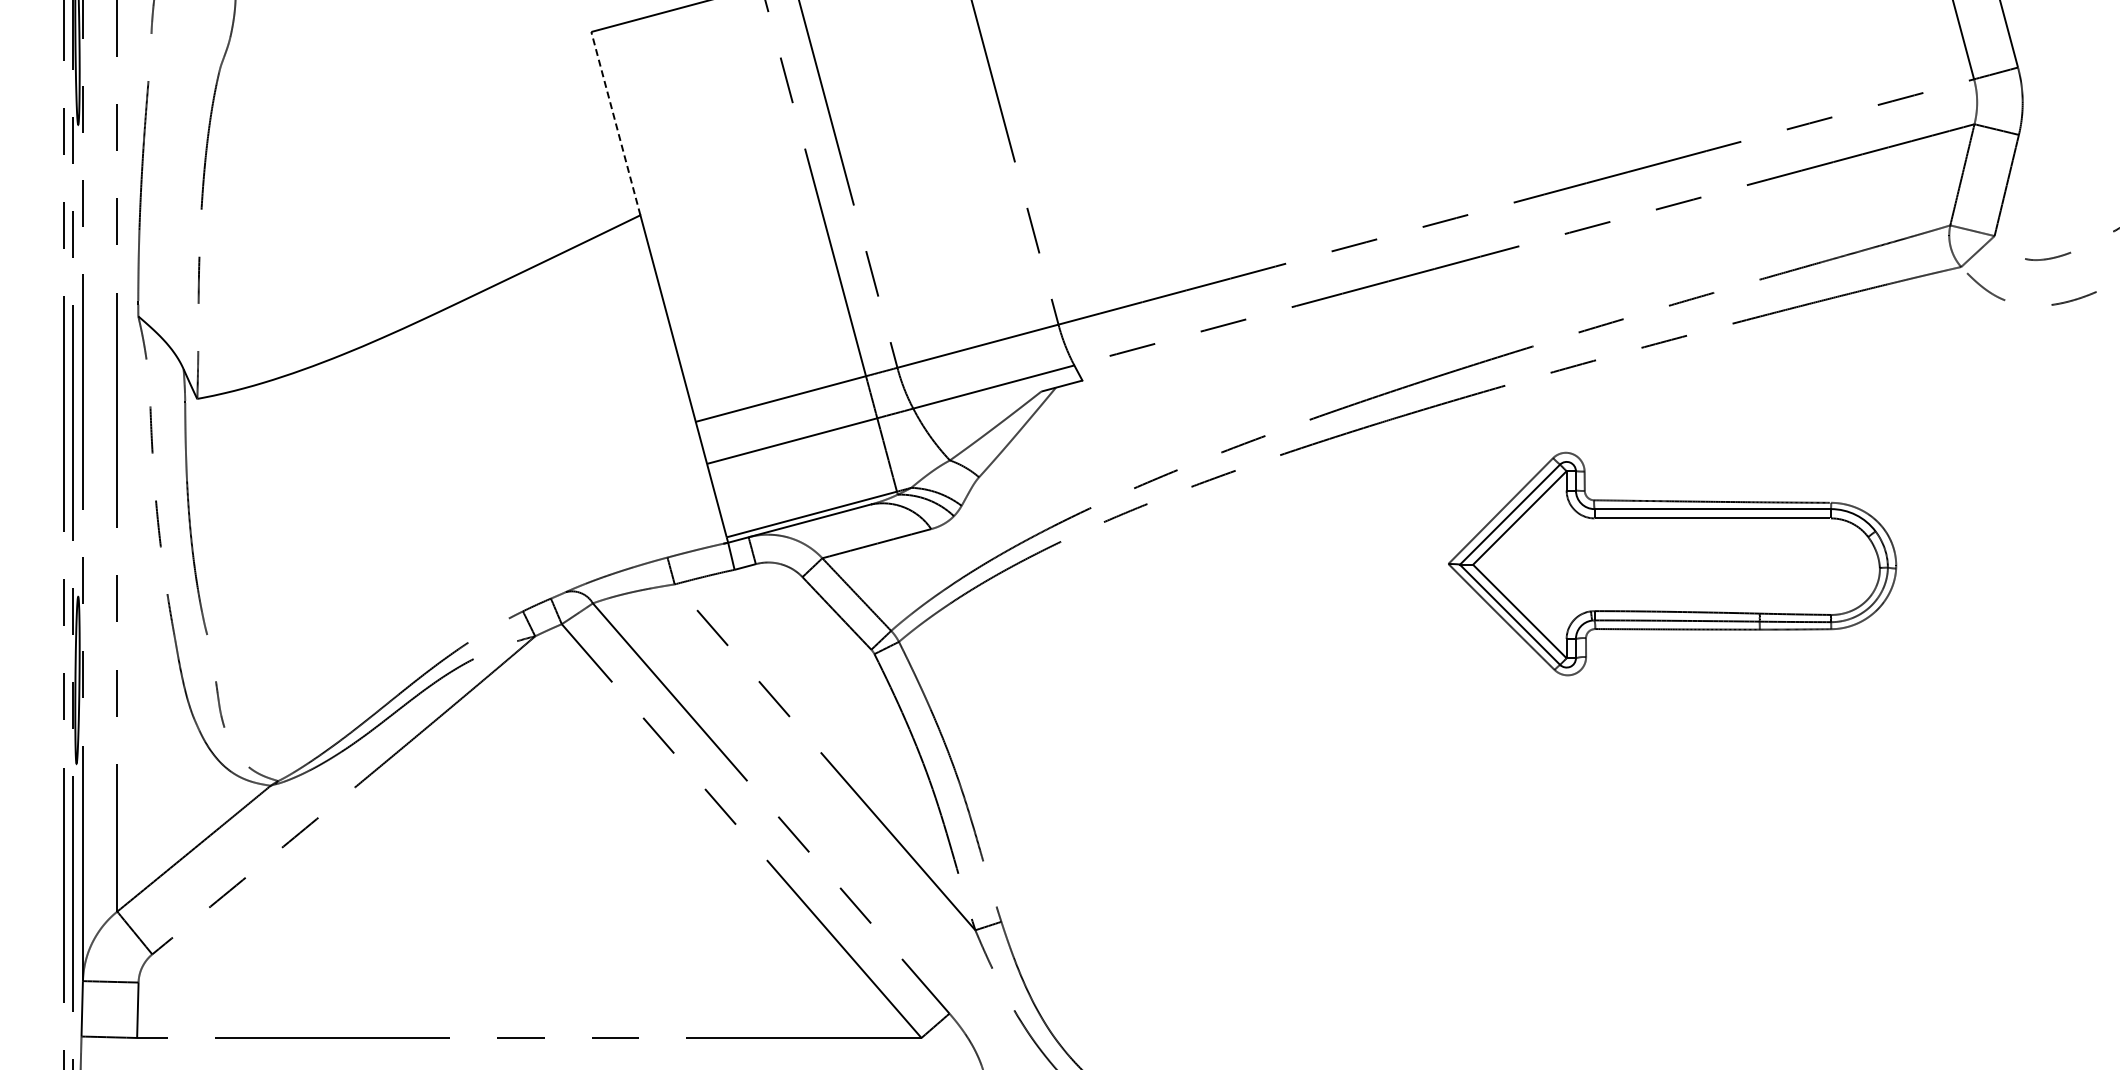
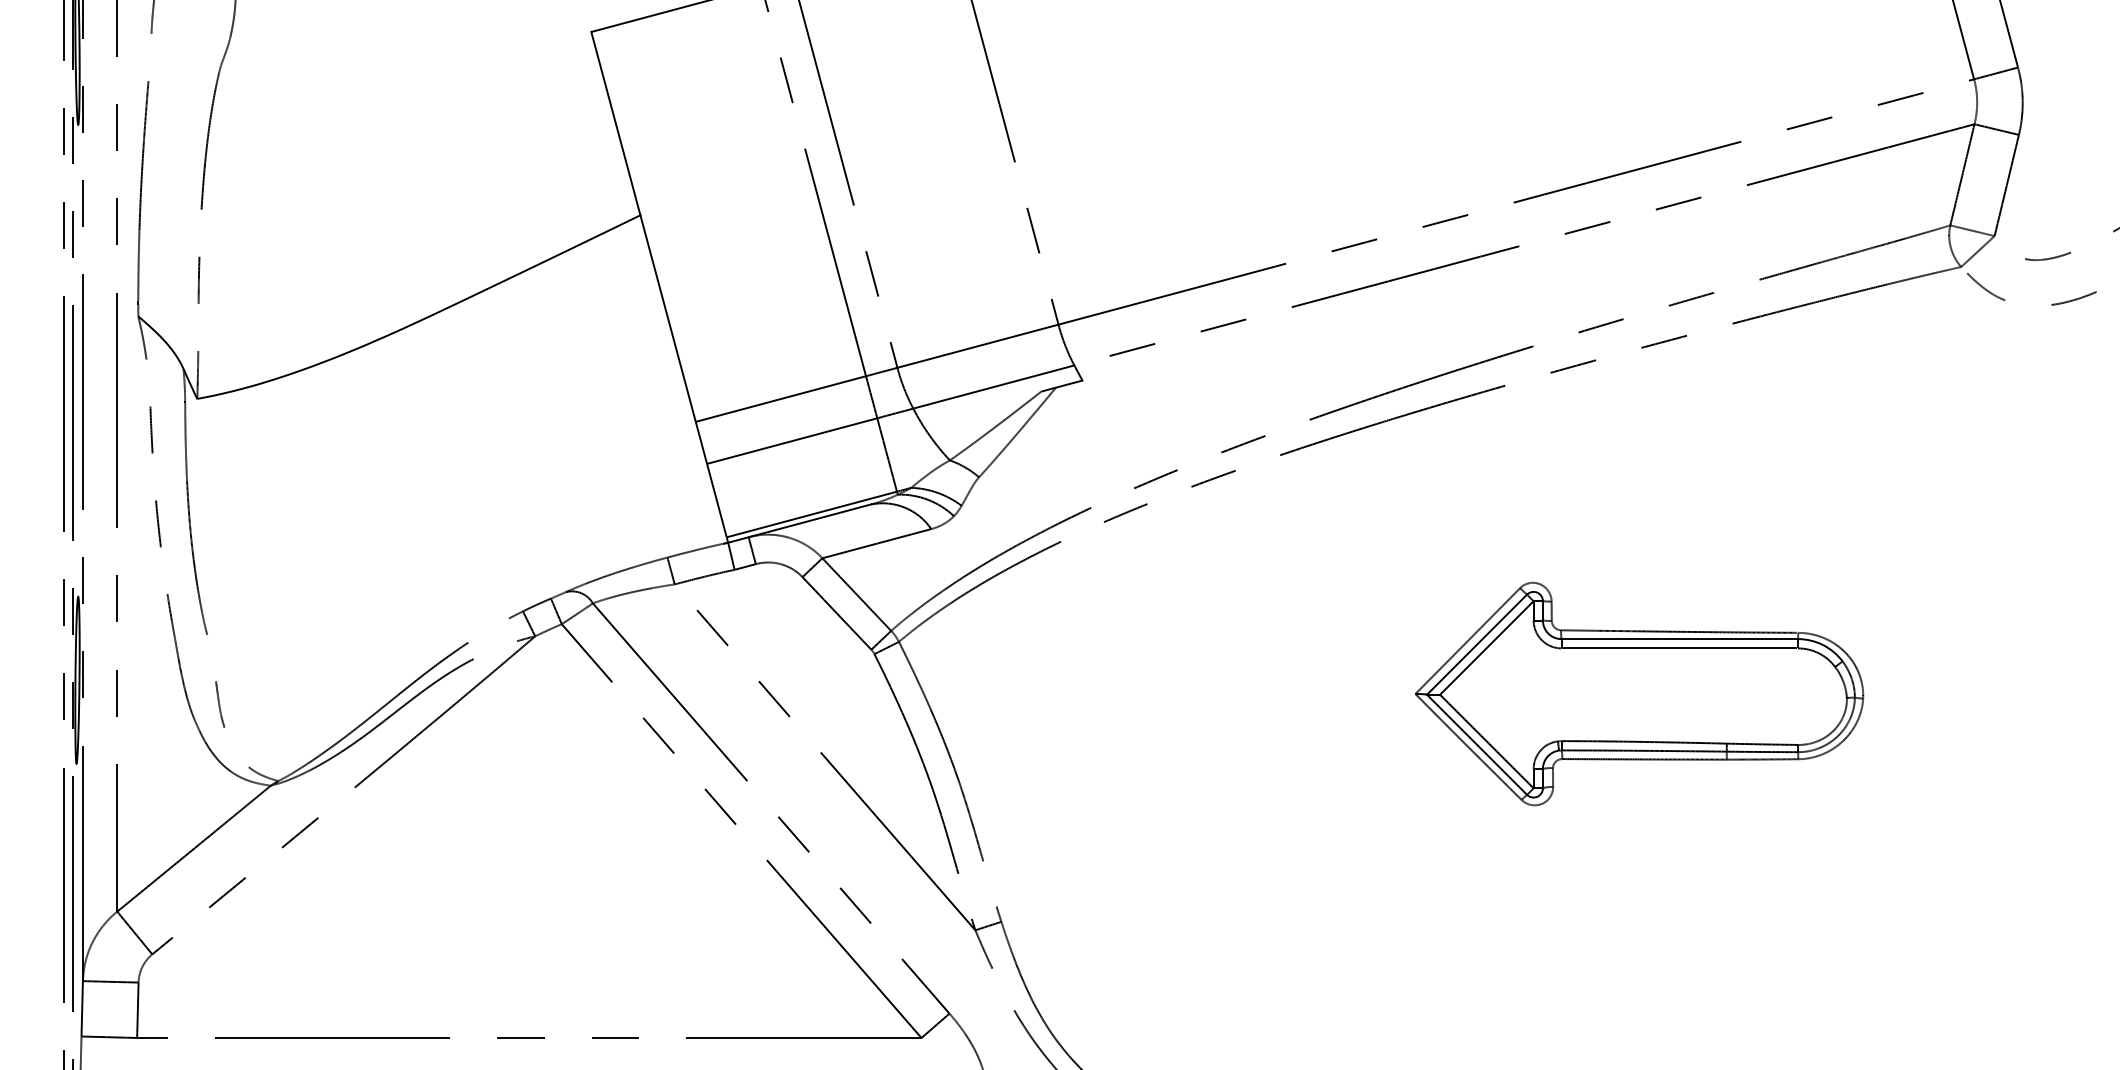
line: dashed -> solid (615, 123)
part position: (1672, 563) -> (1639, 693) (1639, 693)
